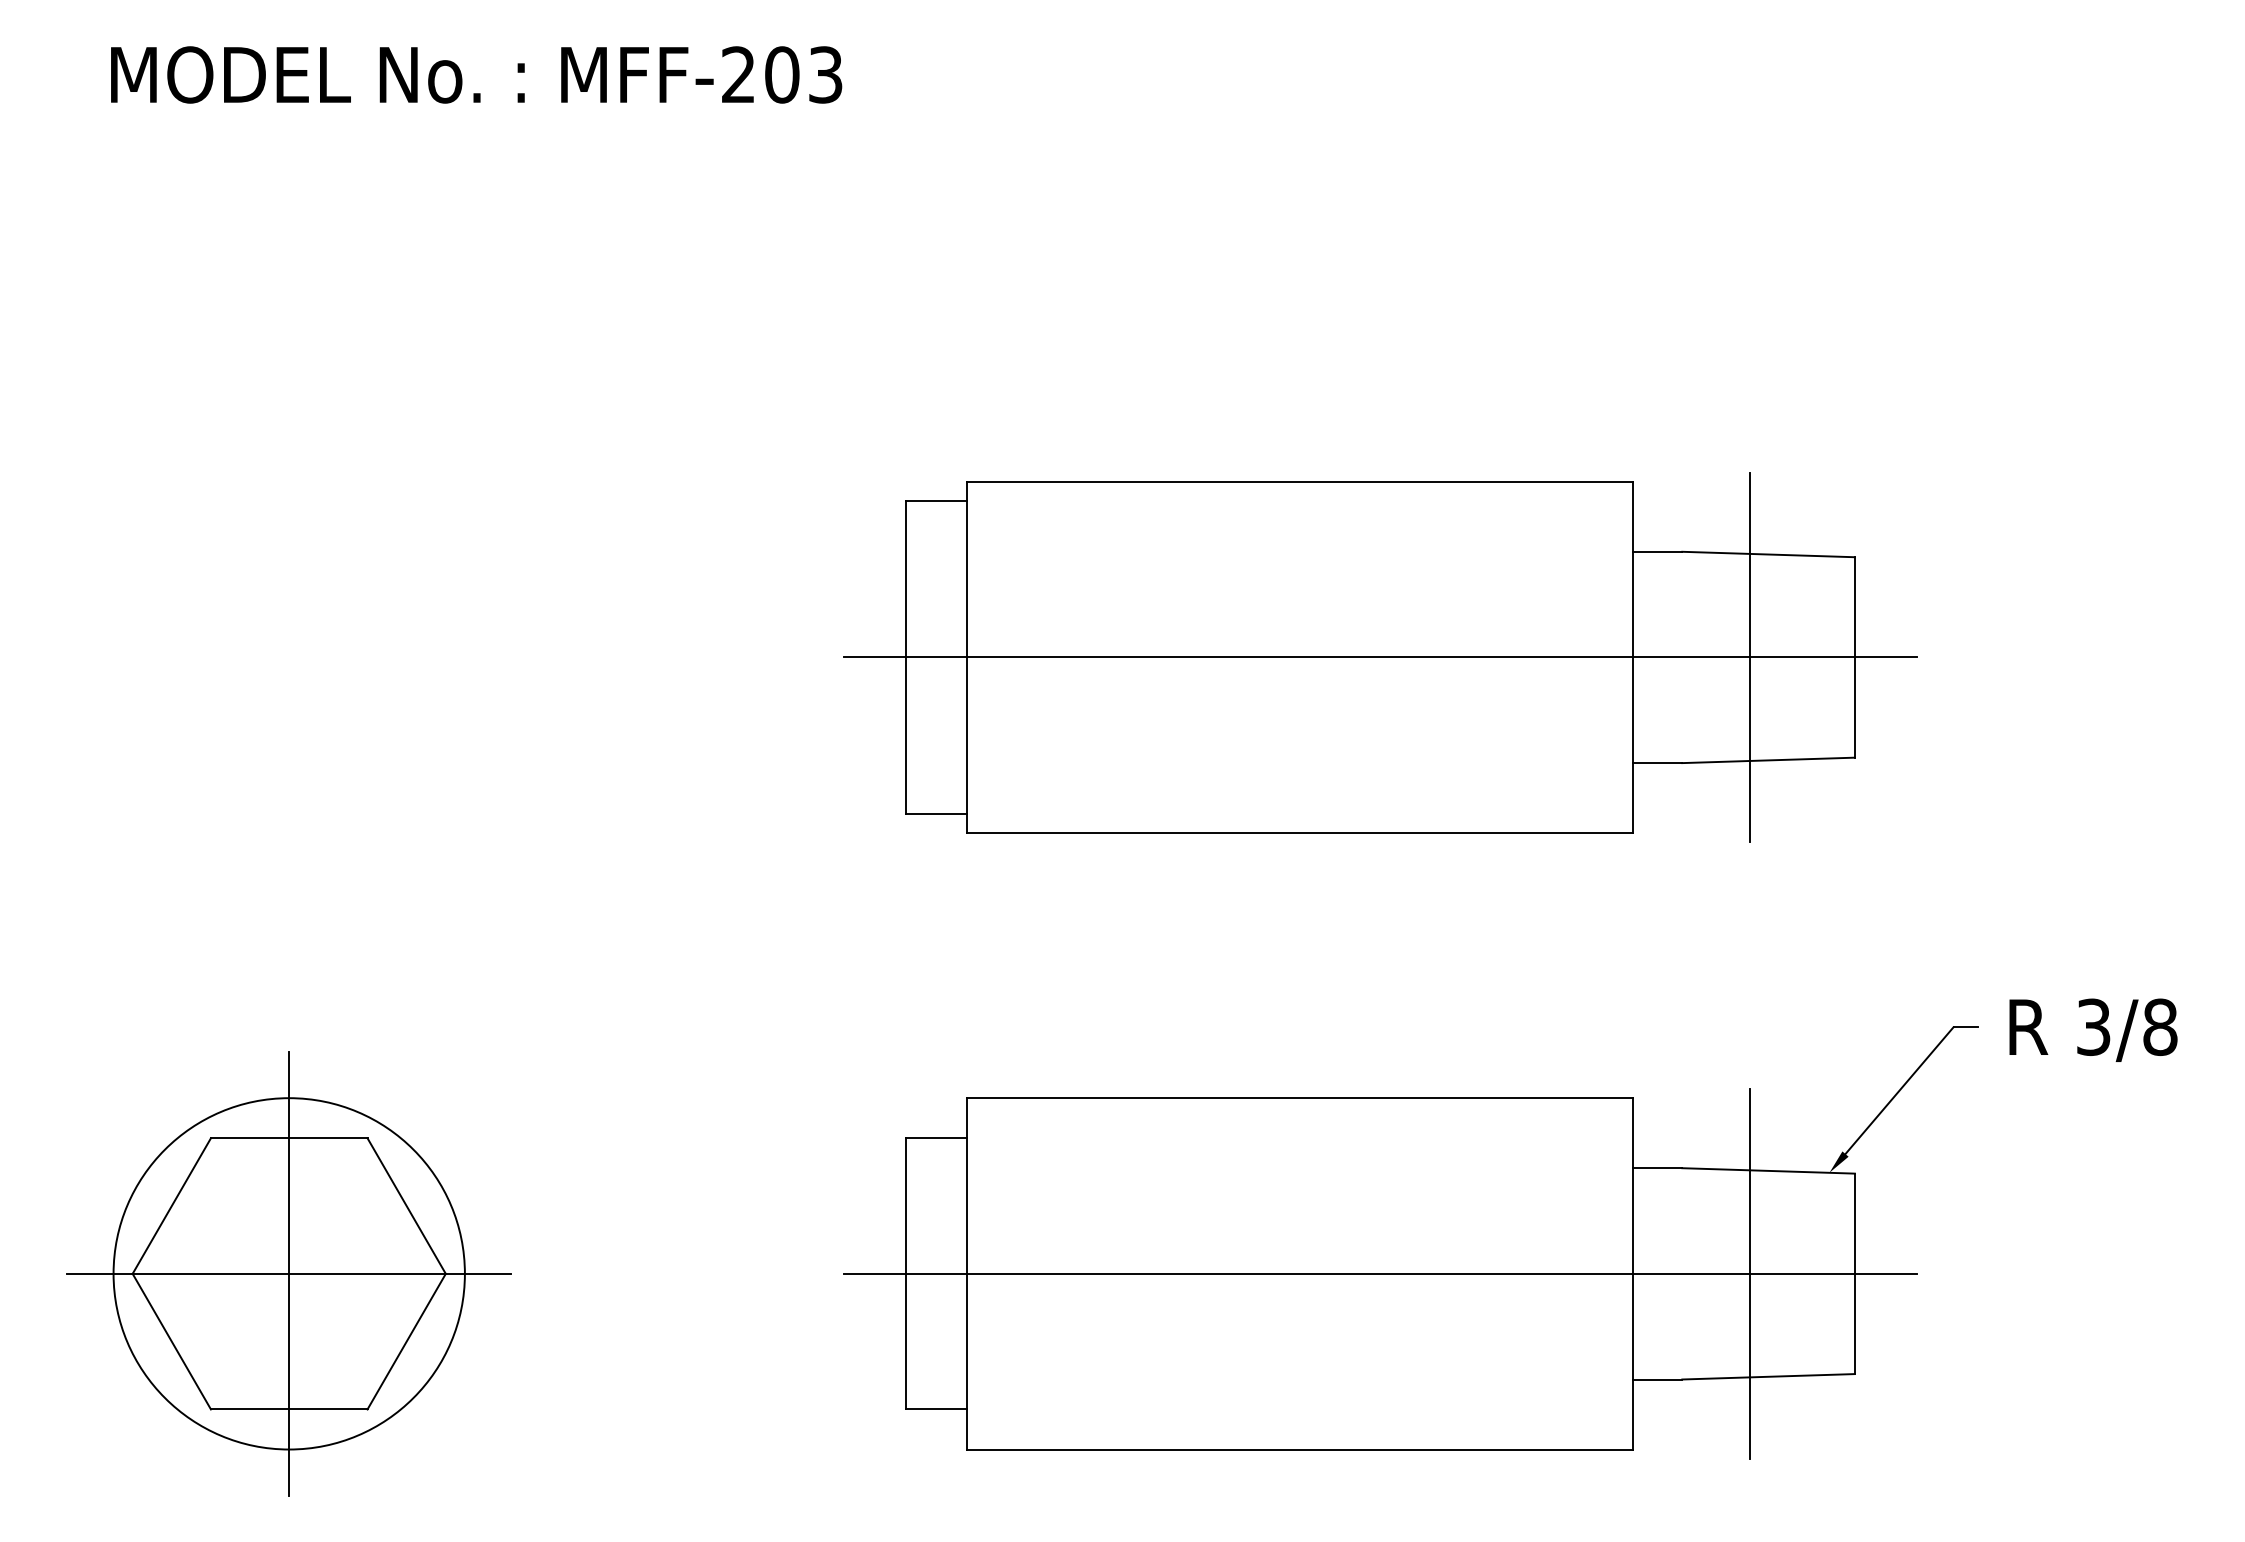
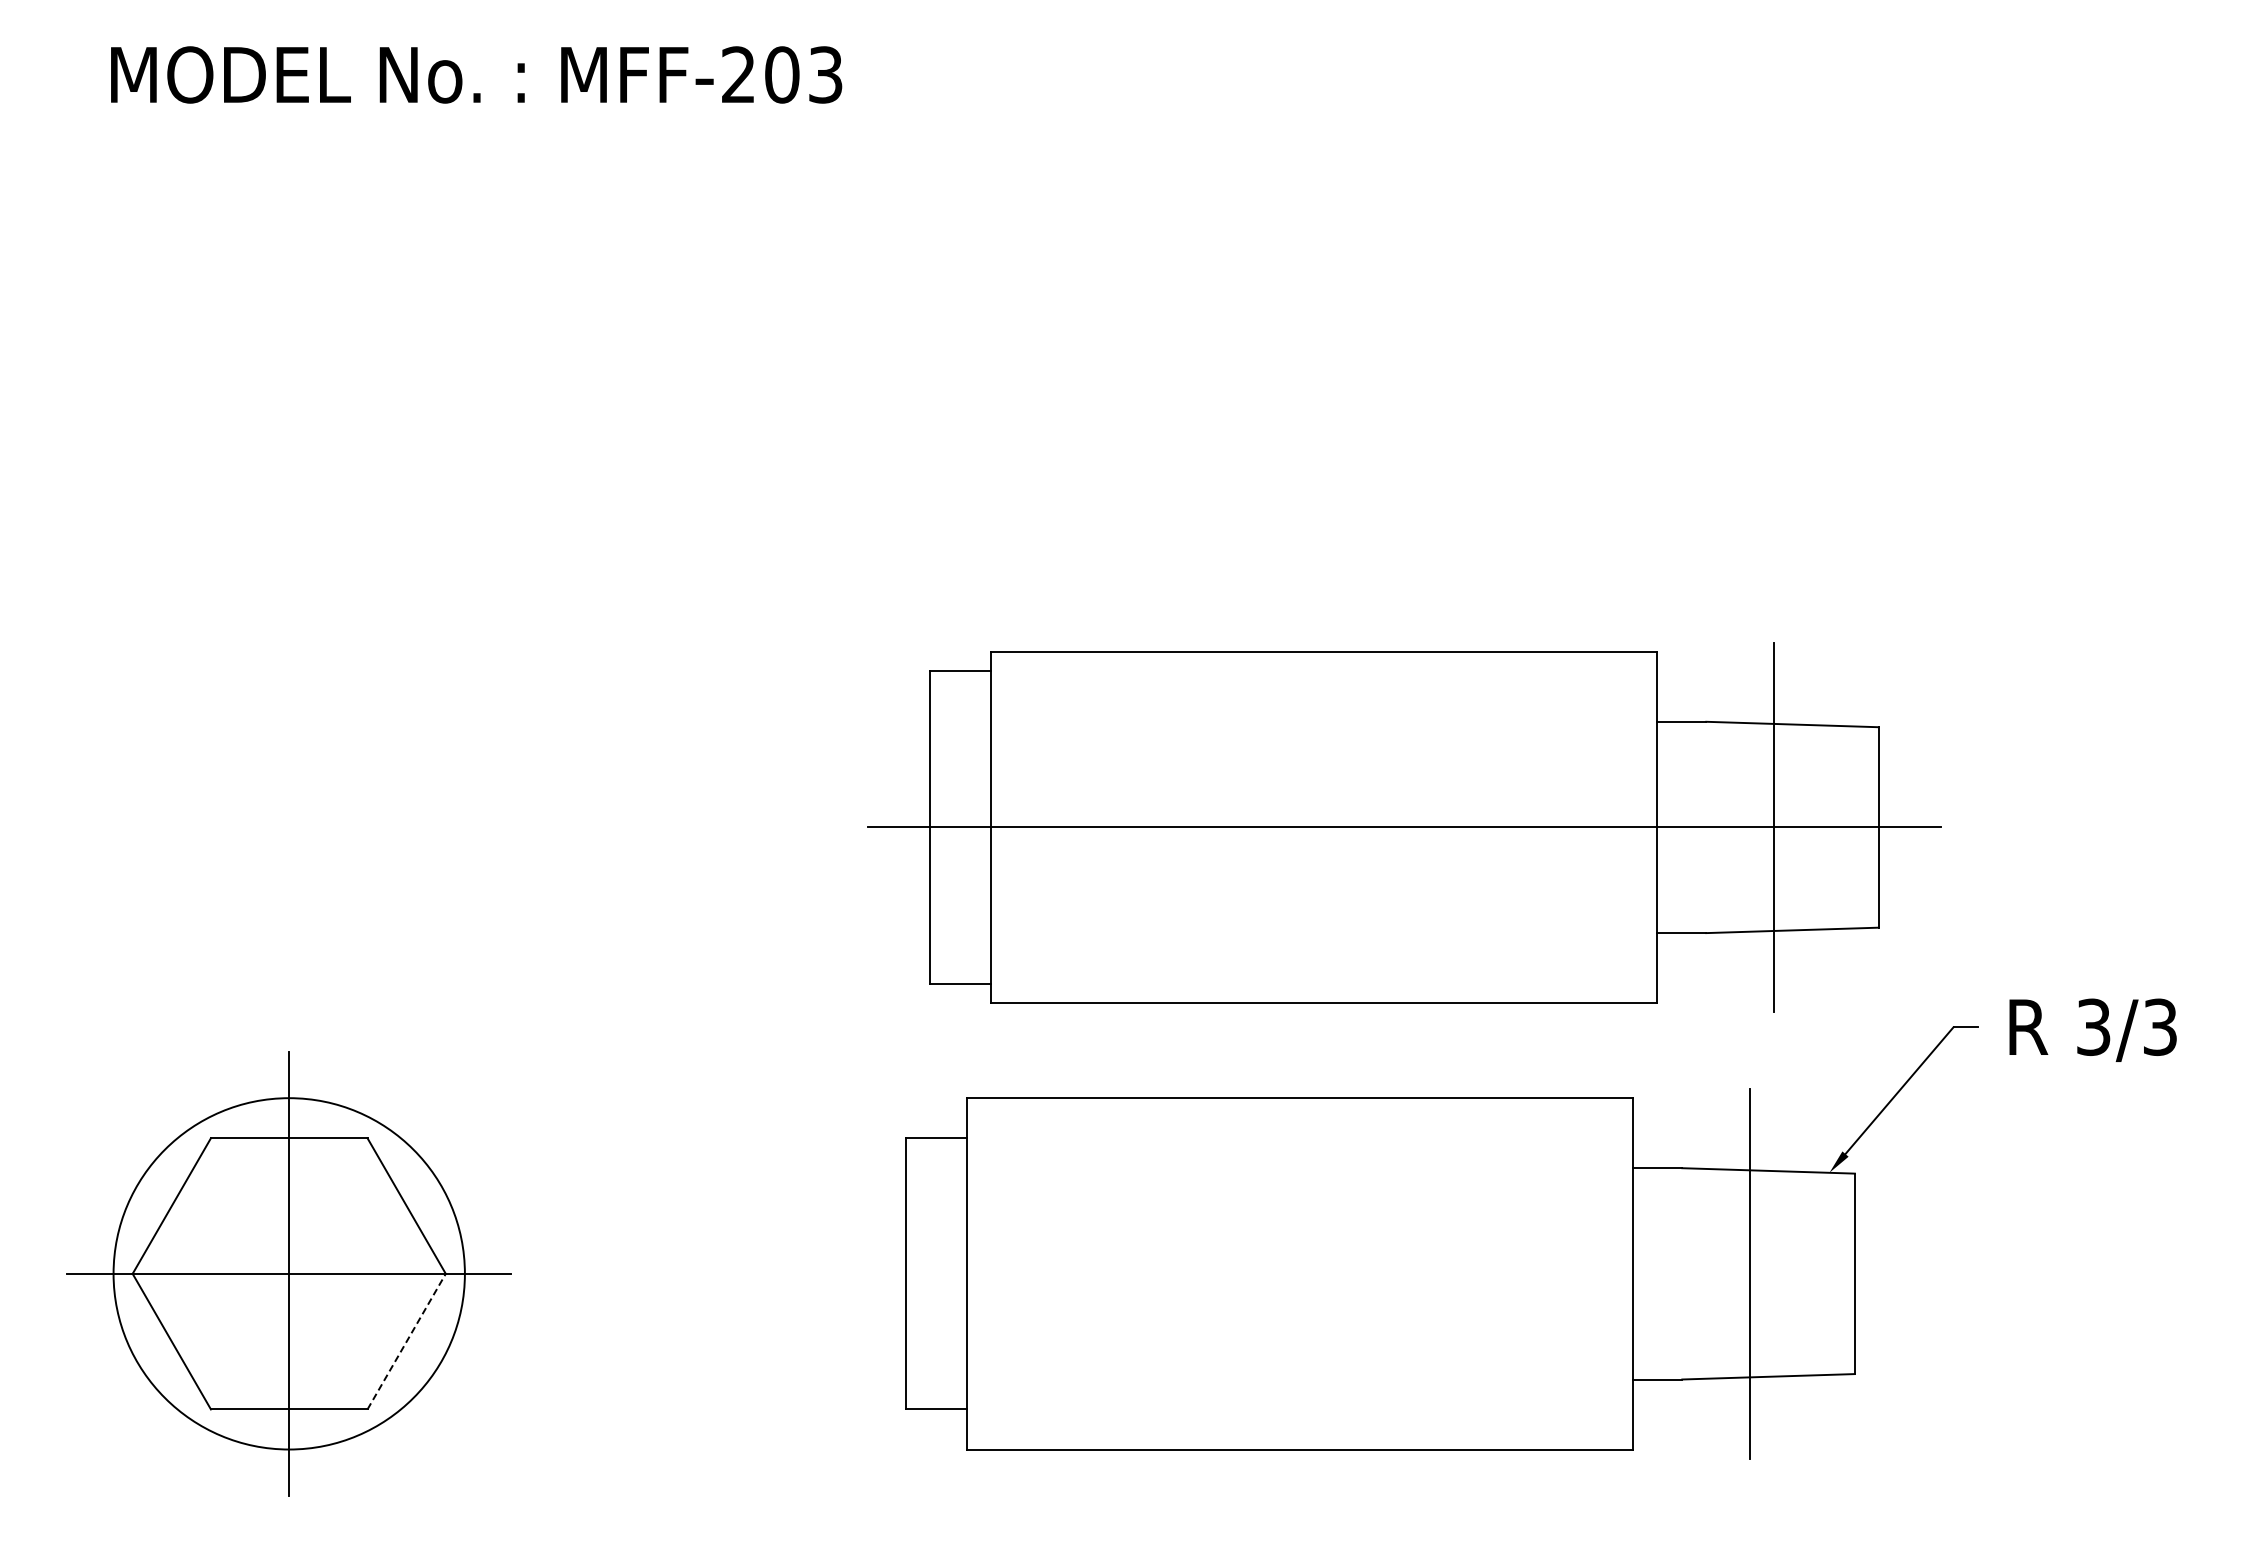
part position: (1380, 657) -> (1404, 827) (1404, 827)
text: 3/8 -> 3/3 (2160, 1027)
line: present -> none (1380, 1273)
line: solid -> dashed (406, 1341)
